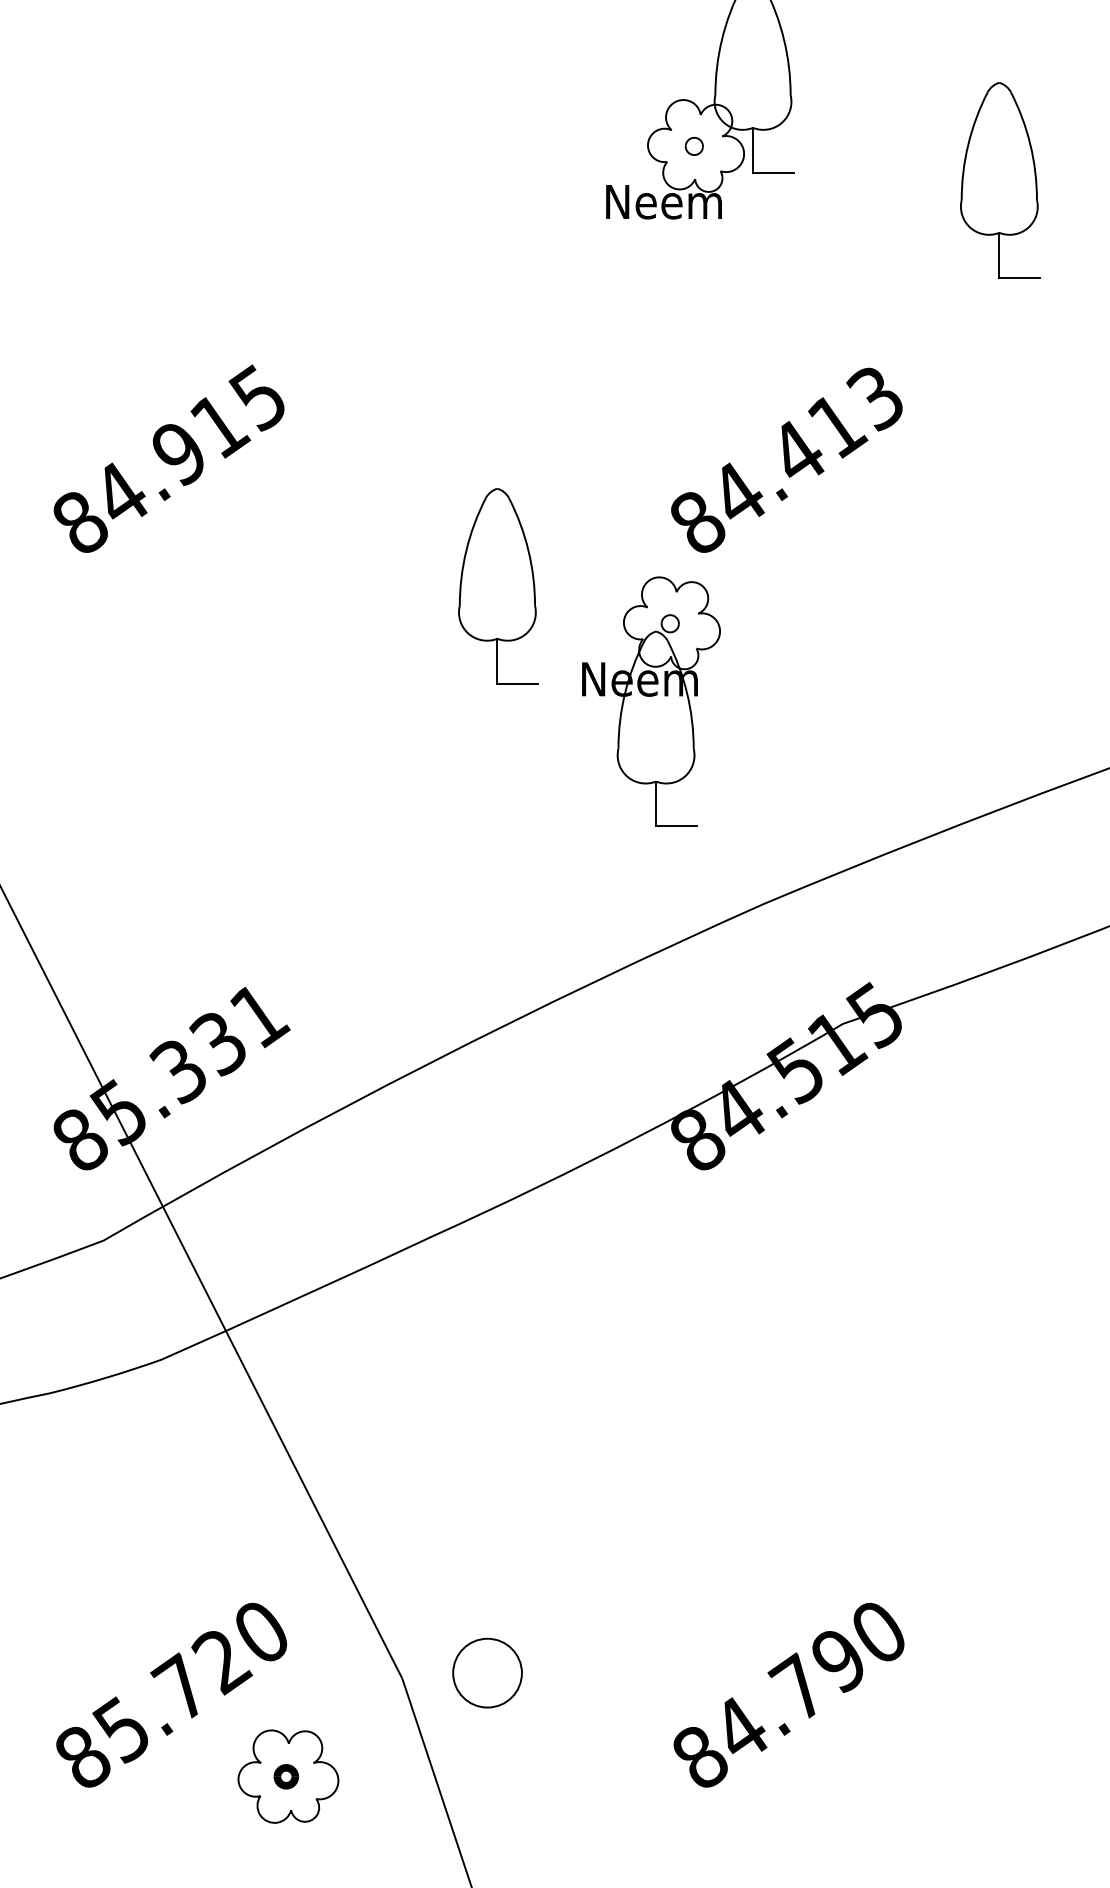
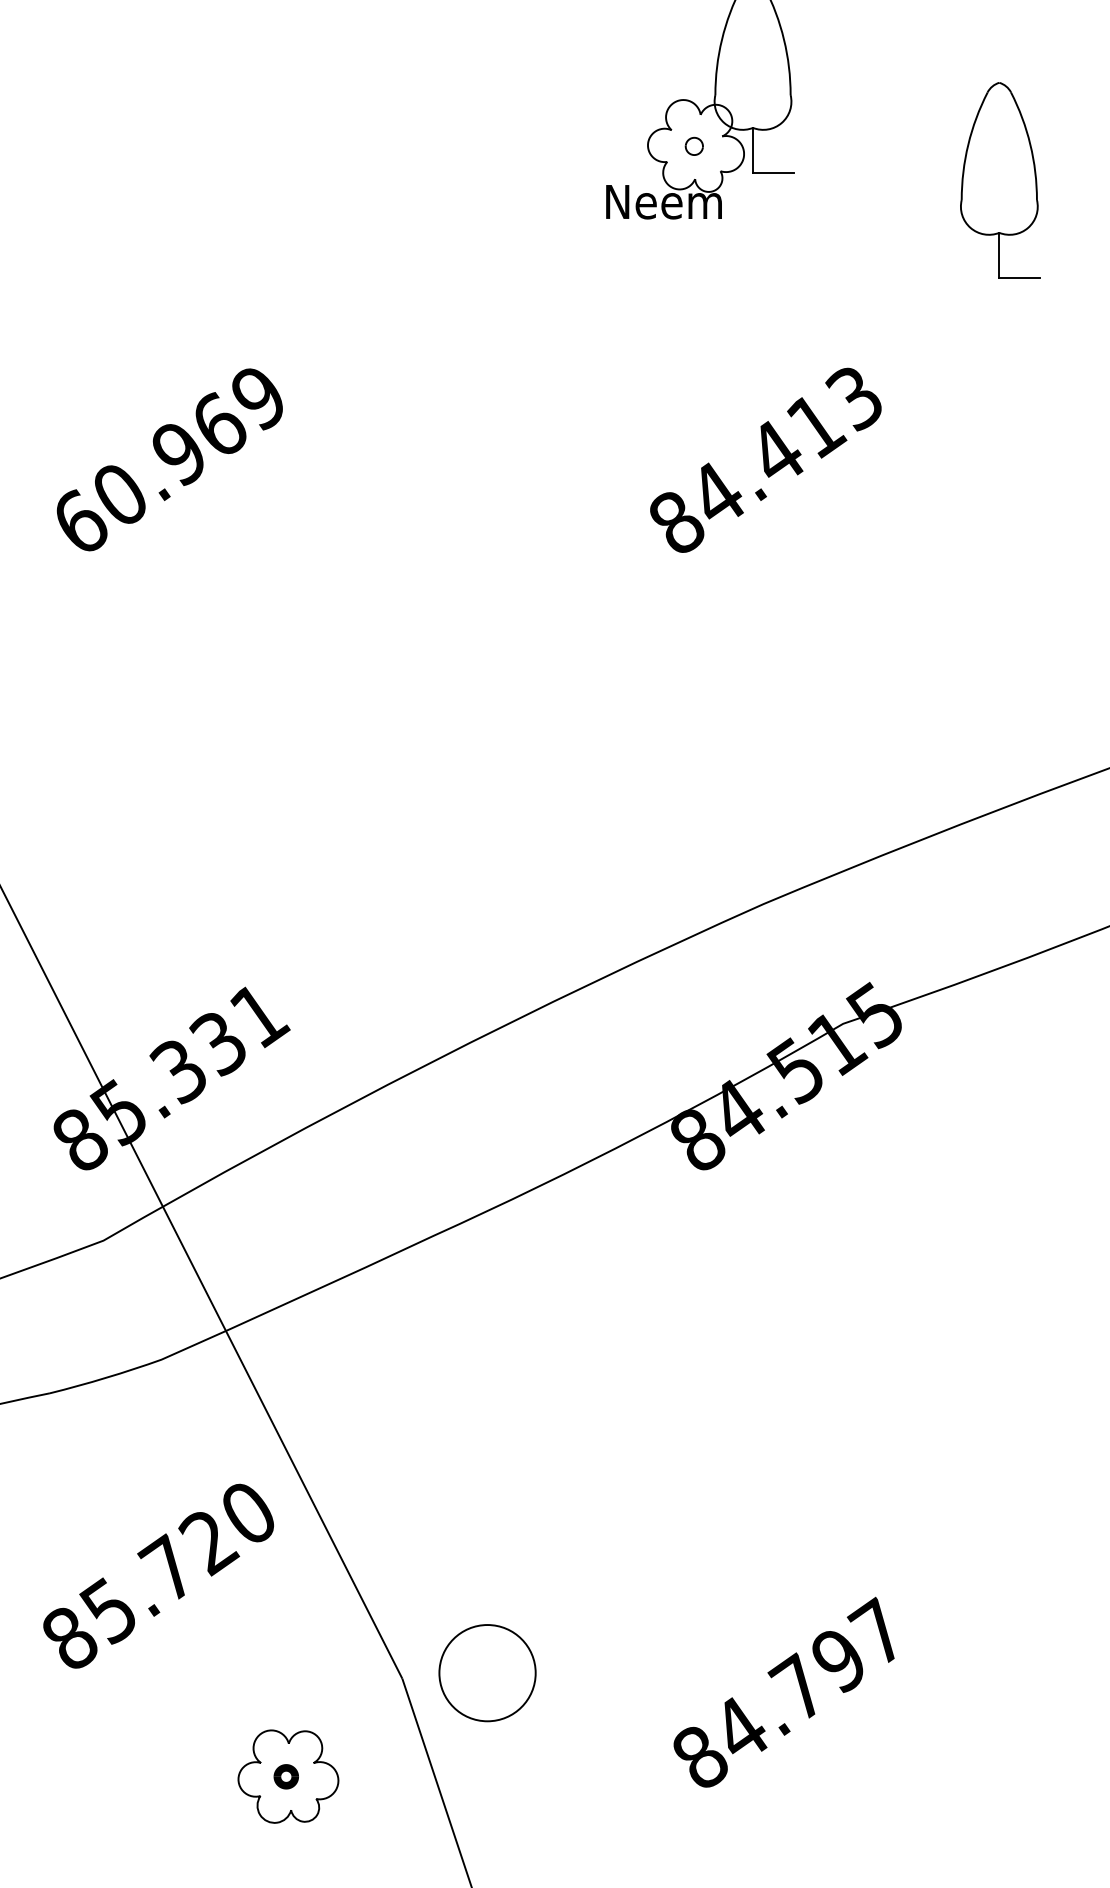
text: 84.915 -> 60.969 (168, 458)
text position: (786, 459) -> (765, 459) (765, 459)
part: present -> none (498, 586)
part: present -> none (651, 701)
text: 84.790 -> 84.797 (875, 1629)
circle diameter: 69 px -> 96 px (487, 1673)
text position: (171, 1694) -> (158, 1575) (158, 1575)
